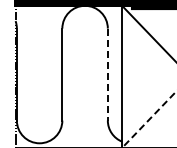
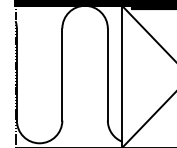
line: dashed -> solid (107, 75)
line: dashed -> solid (149, 119)
